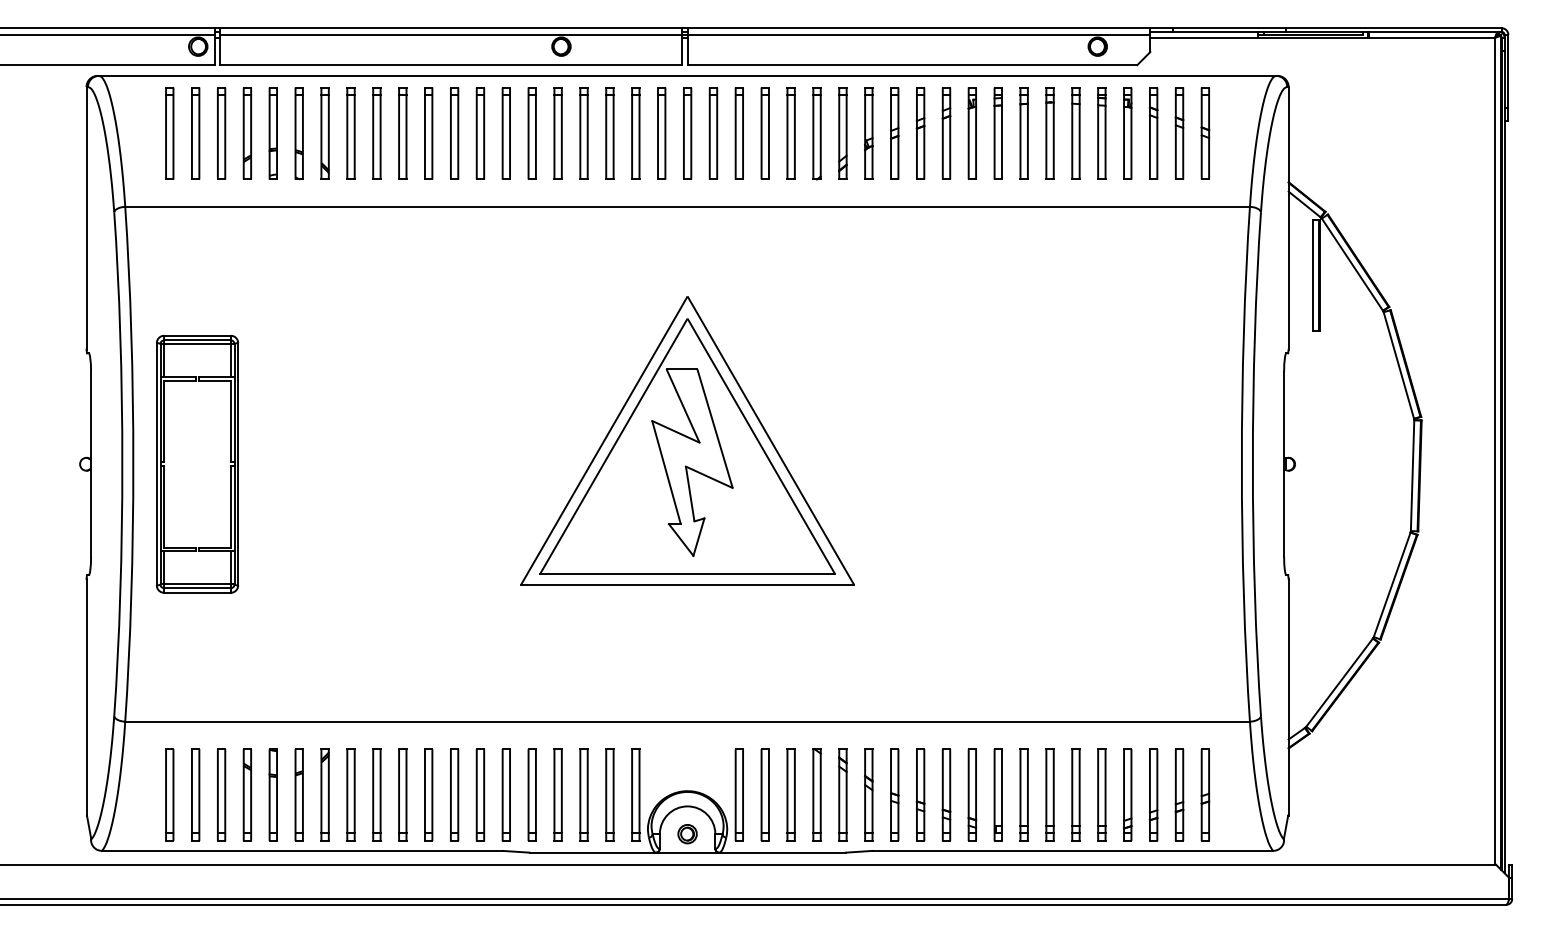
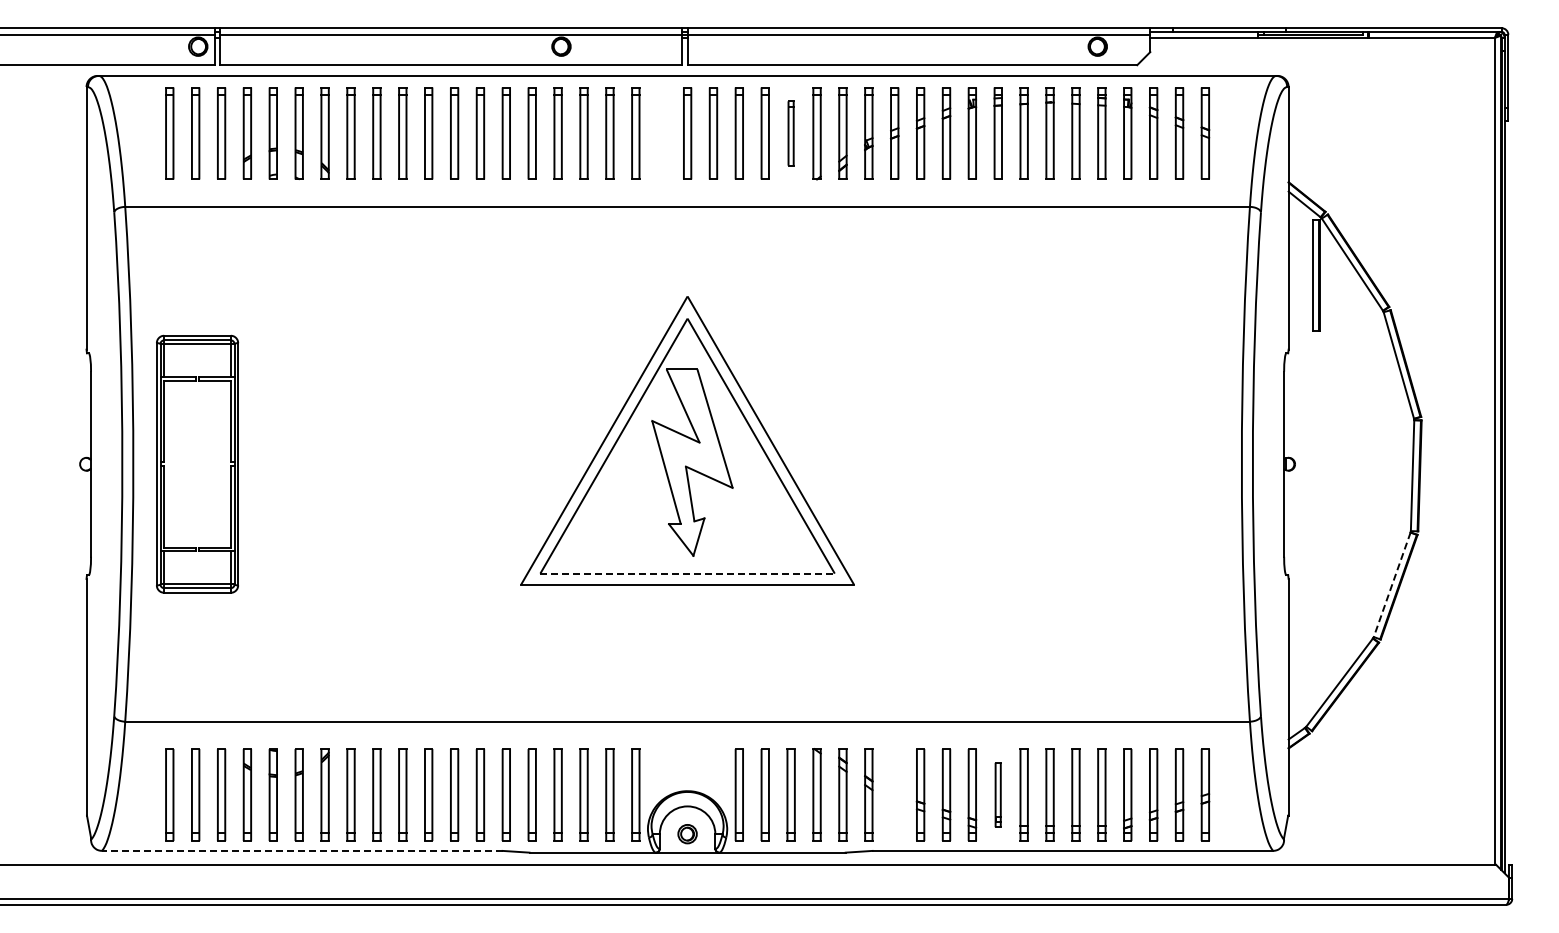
part: present -> none (661, 133)
part size: 10x93 px -> 8x67 px (790, 133)
line: solid -> dashed (688, 573)
line: solid -> dashed (1392, 585)
part: present -> none (894, 794)
part size: 10x94 px -> 8x66 px (997, 794)
line: solid -> dashed (301, 850)
